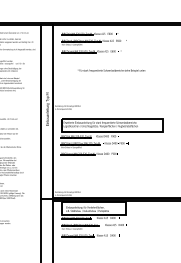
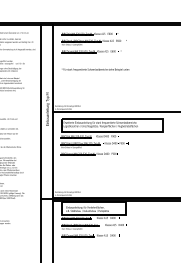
text position: (111, 70) -> (95, 69) (95, 69)
line: none -> present (114, 112)
